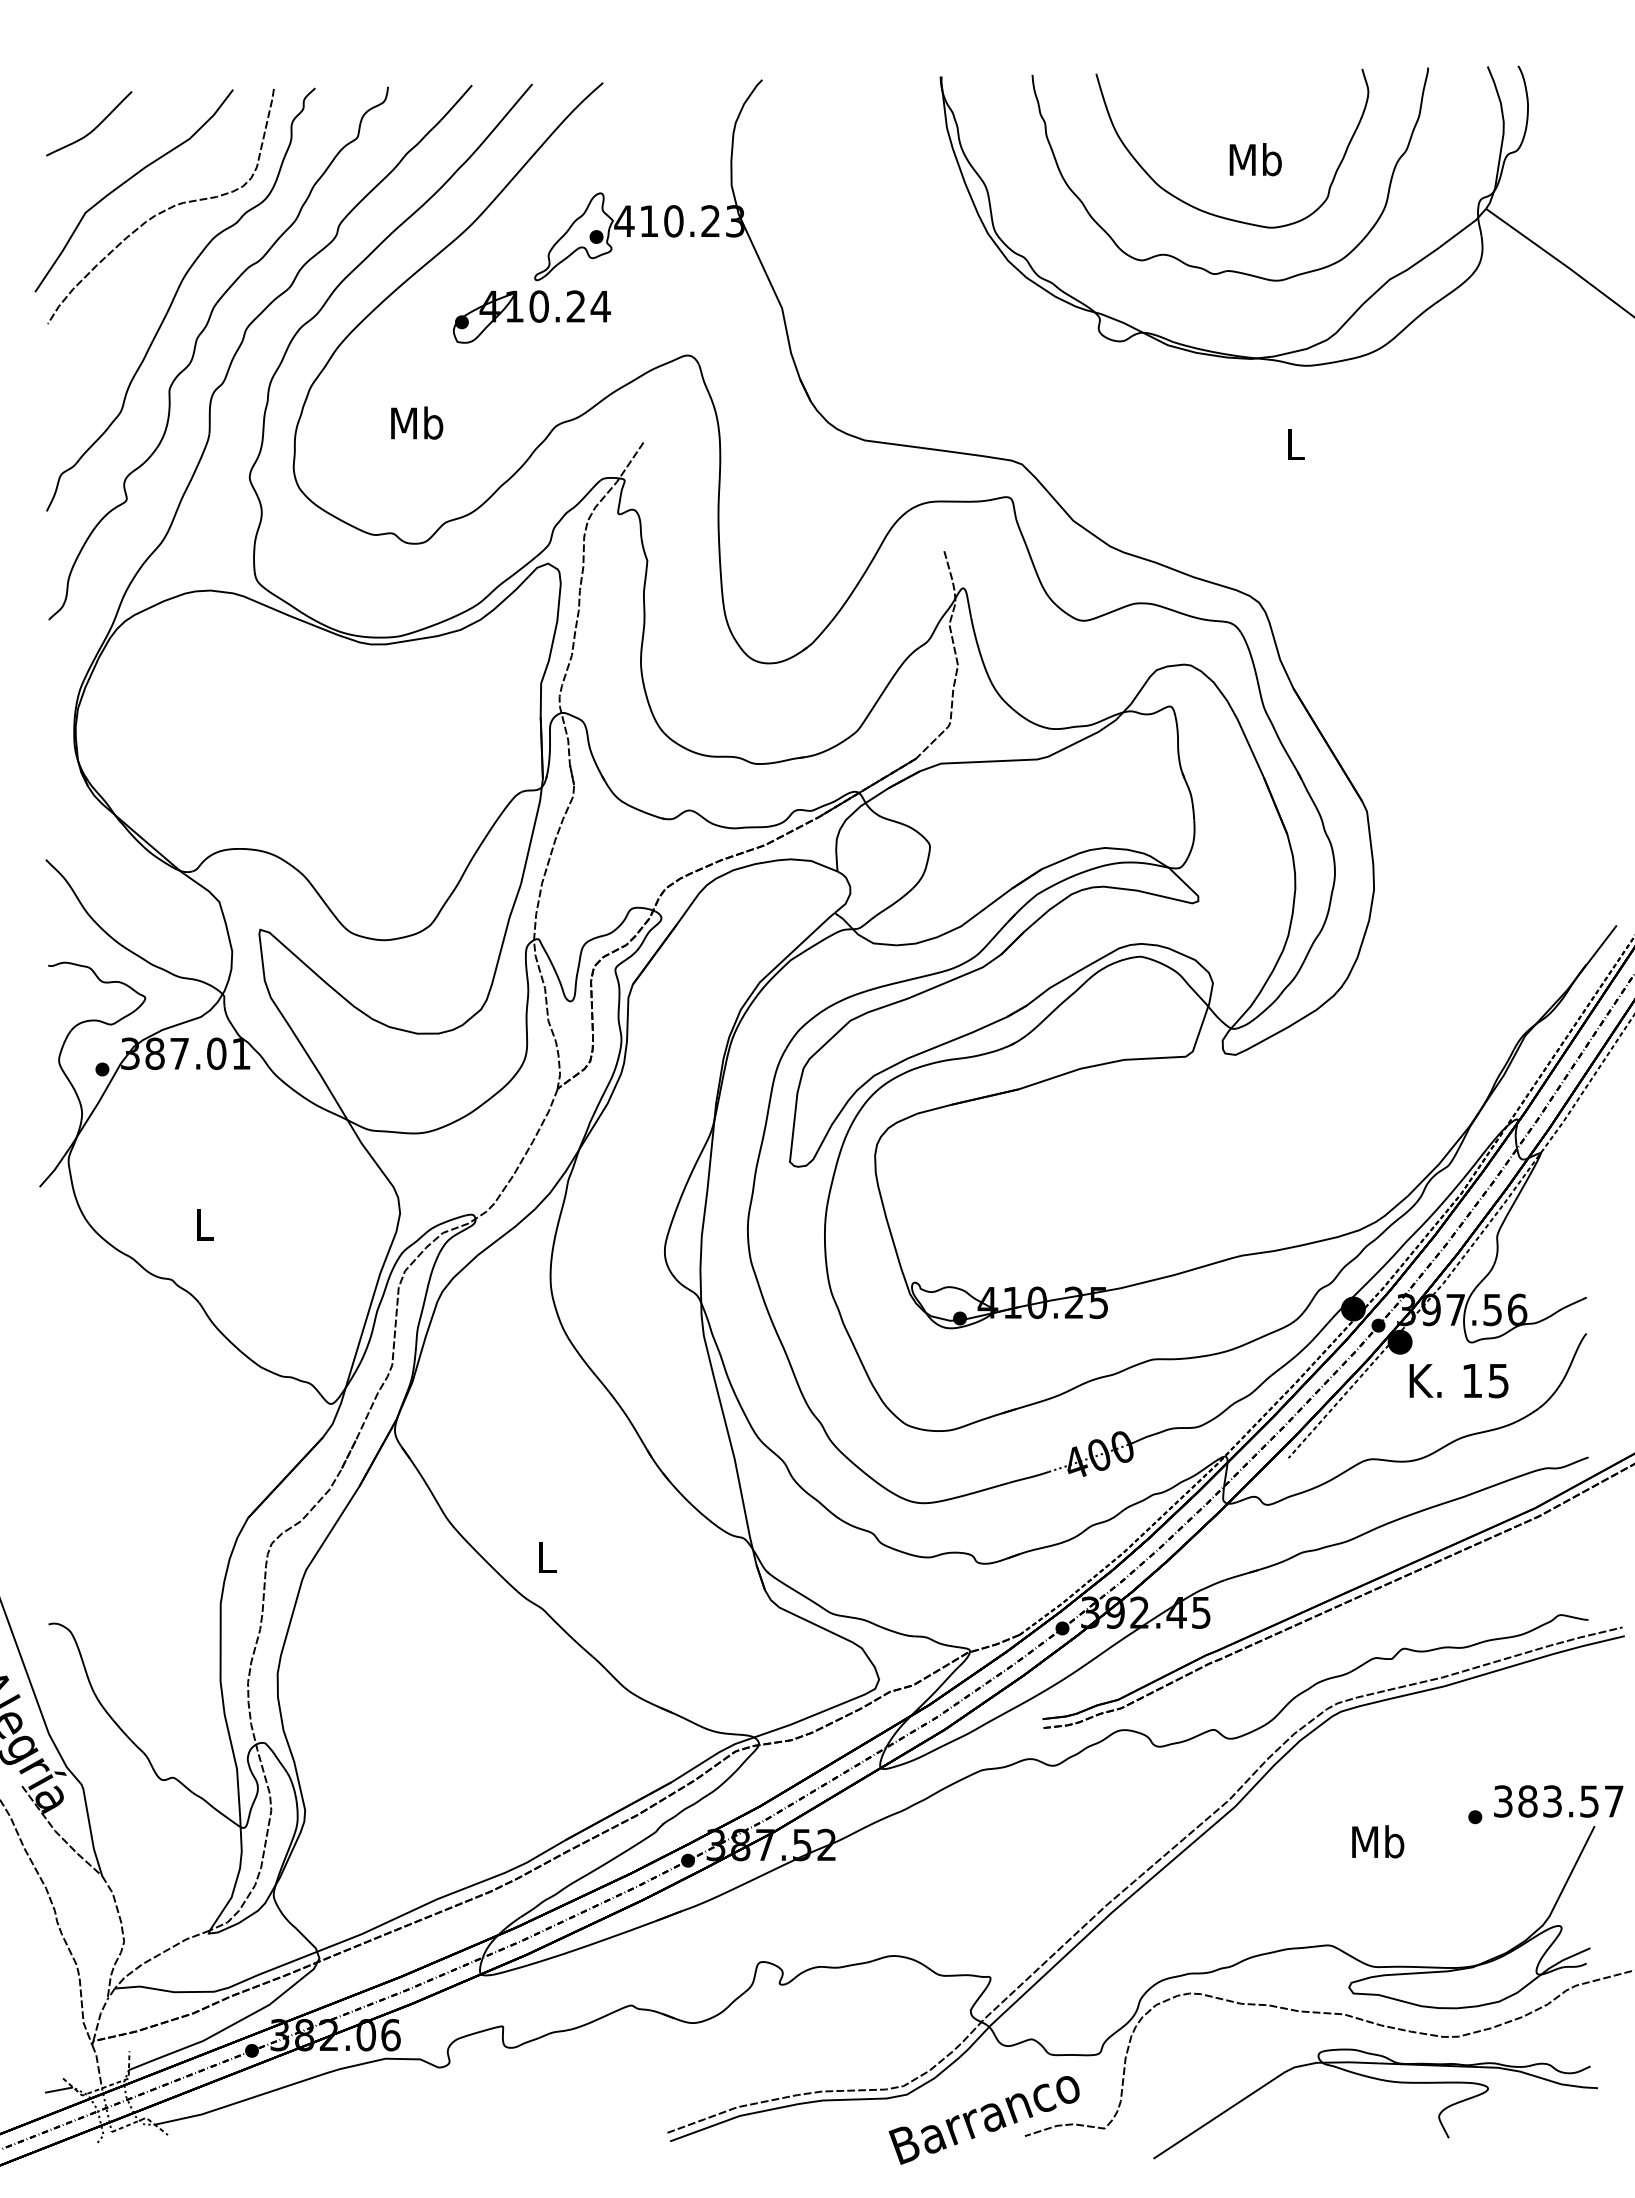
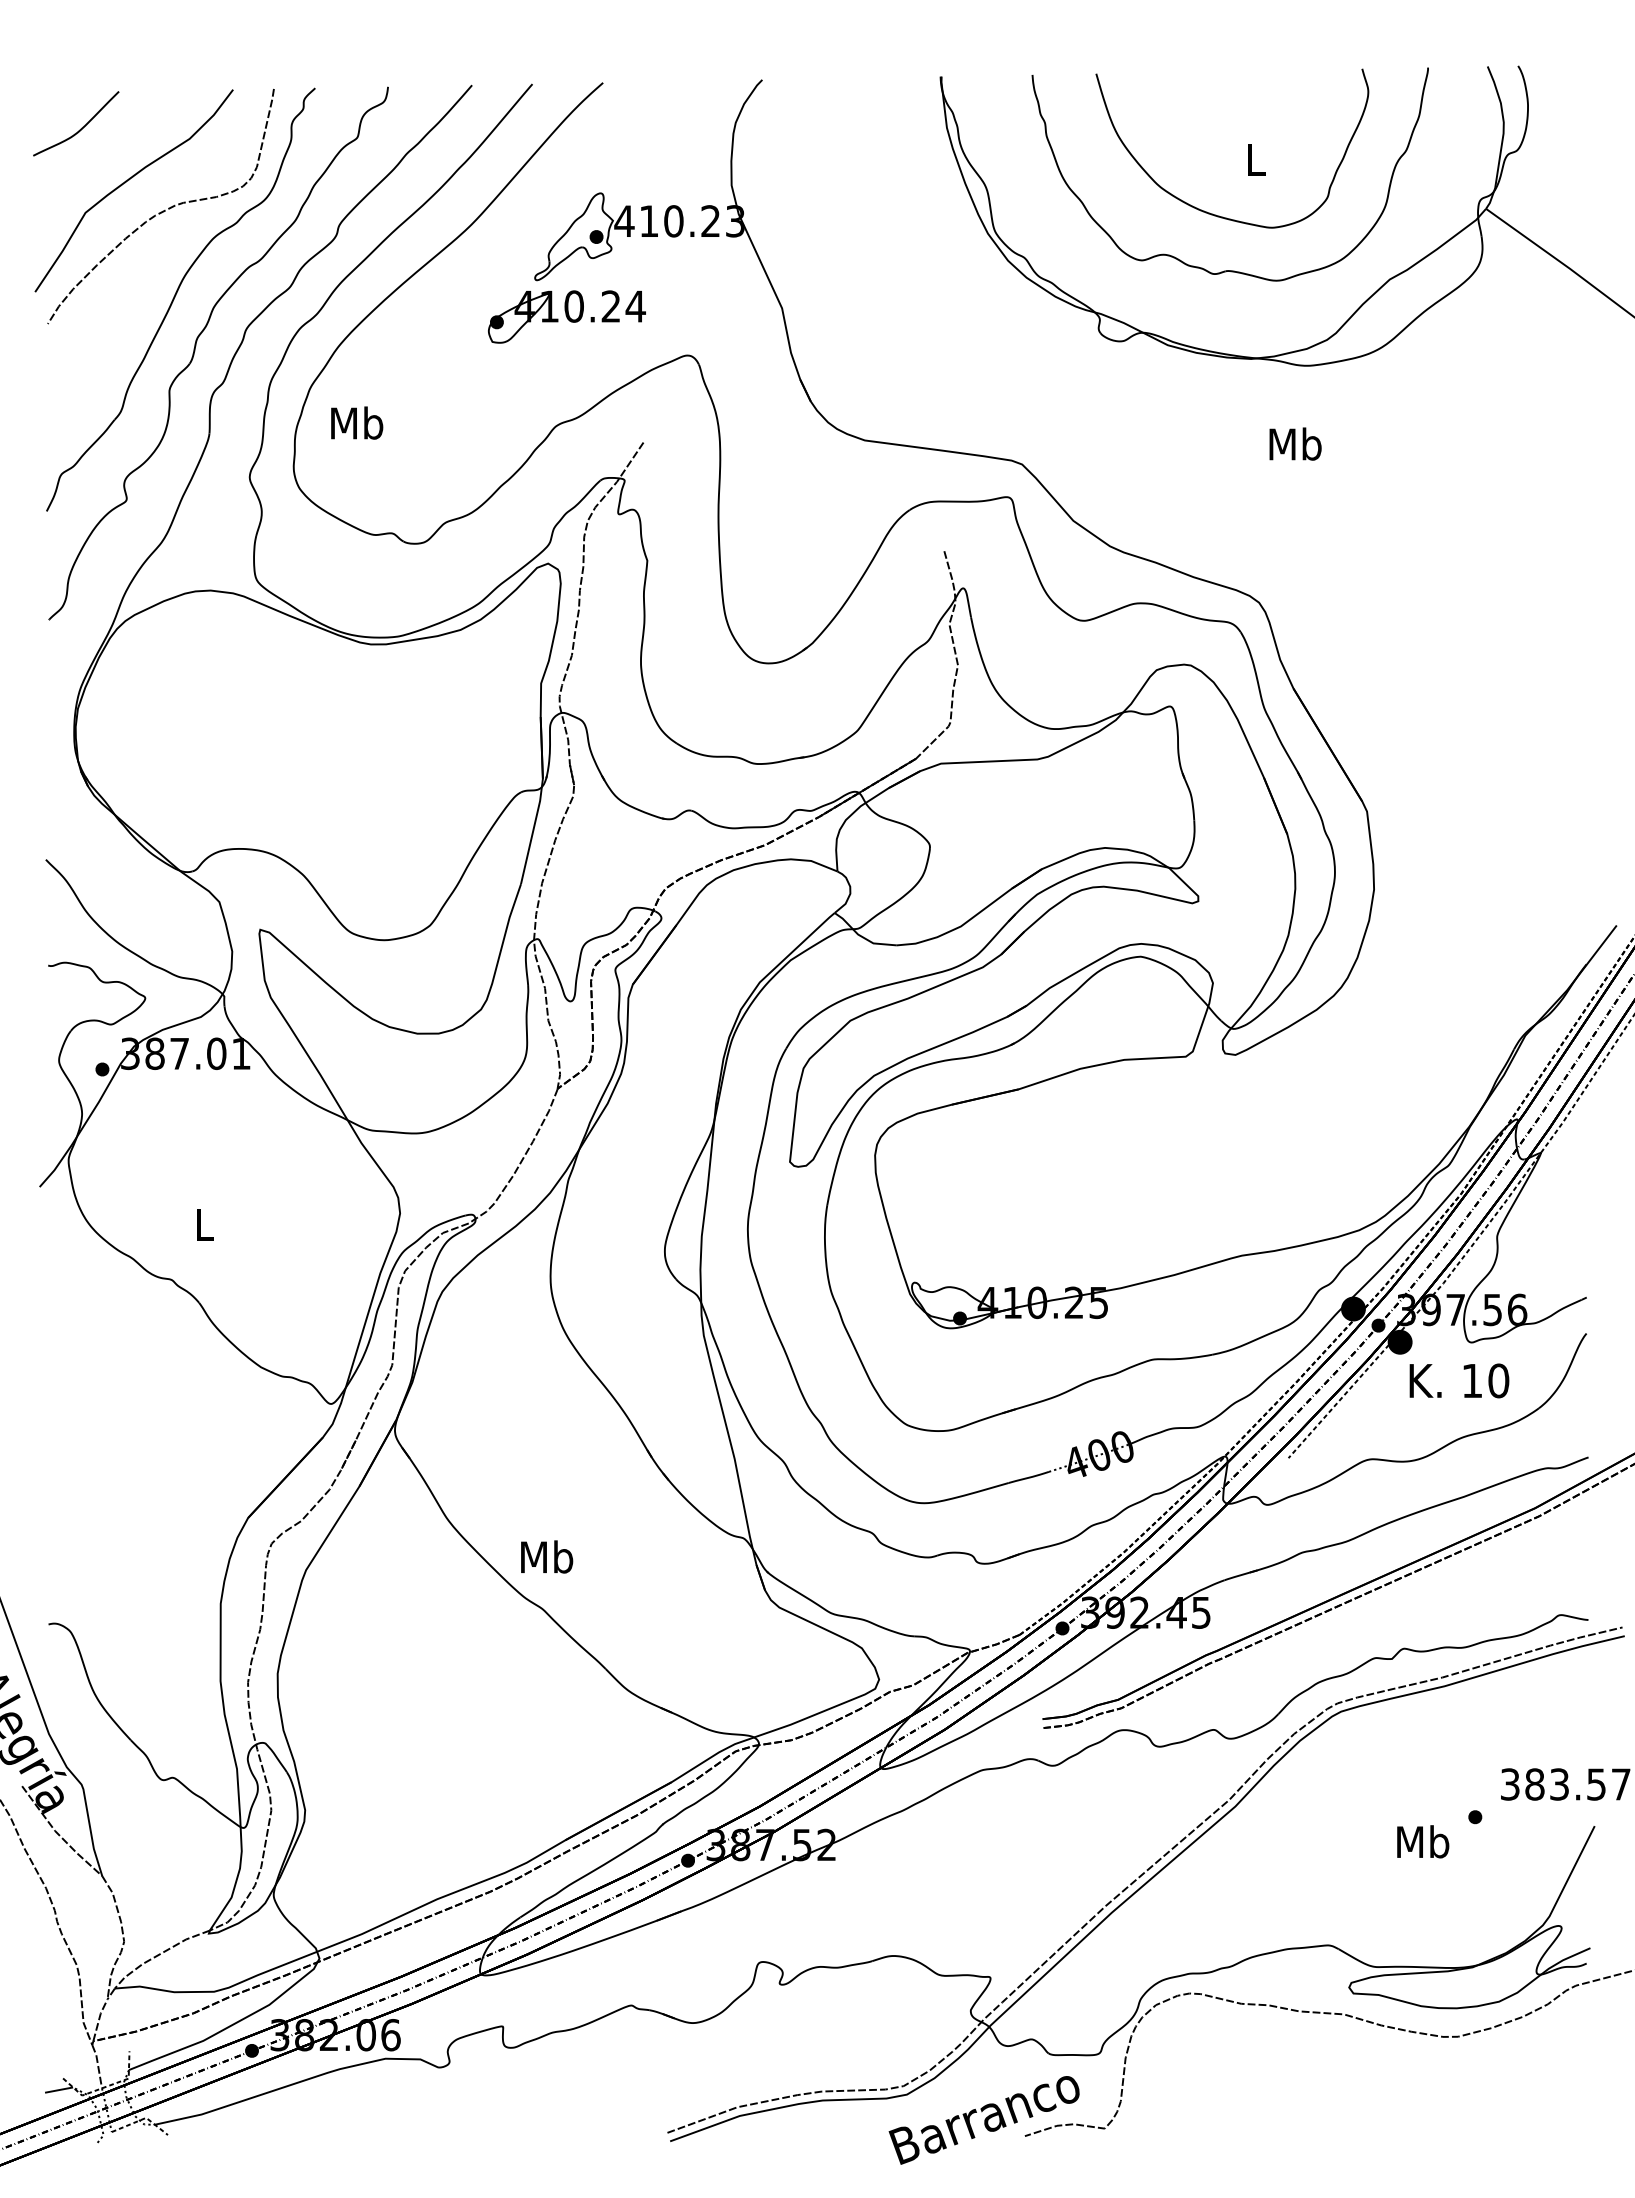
curve position: (94, 127) -> (81, 127) (81, 127)
text: Mb -> L (1255, 159)
part position: (531, 316) -> (566, 316) (566, 316)
text position: (417, 422) -> (357, 422) (357, 422)
text: L -> Mb (1295, 443)
text: 15 -> 10 (1498, 1380)
text: L -> Mb (547, 1556)
text position: (1558, 1801) -> (1565, 1784) (1565, 1784)
text position: (1378, 1841) -> (1423, 1841) (1423, 1841)
part: present -> none (1378, 2080)
